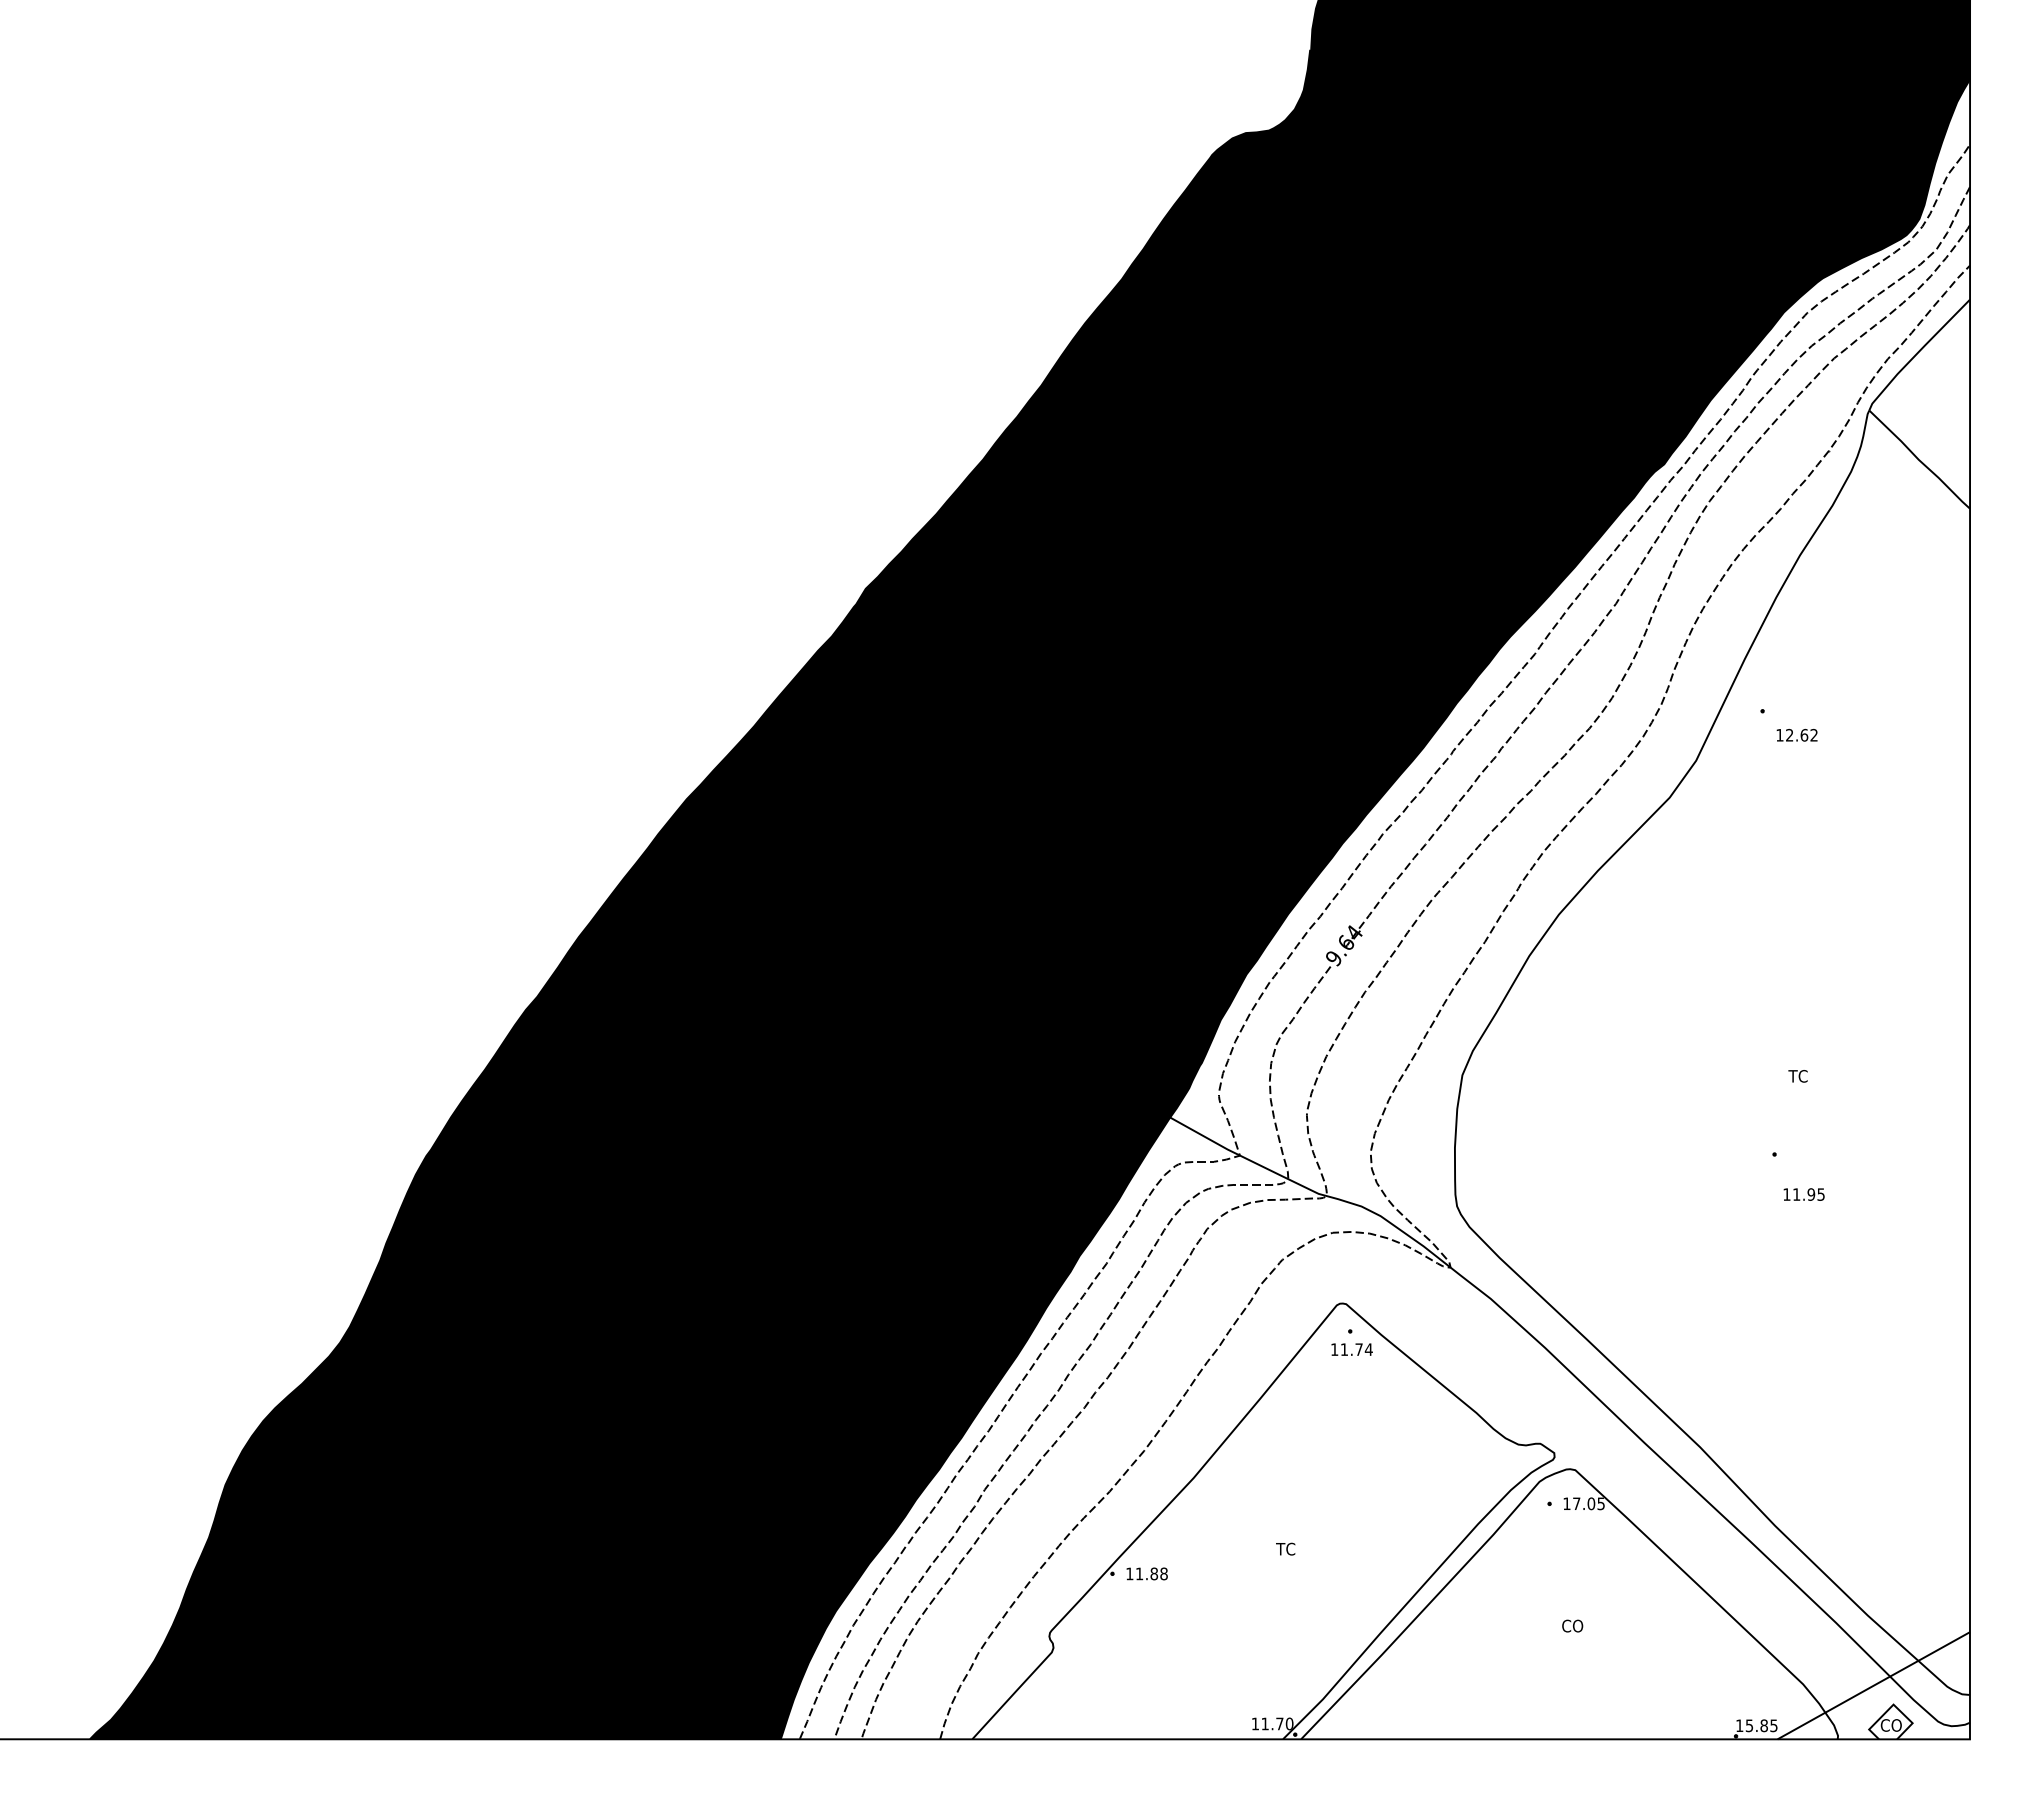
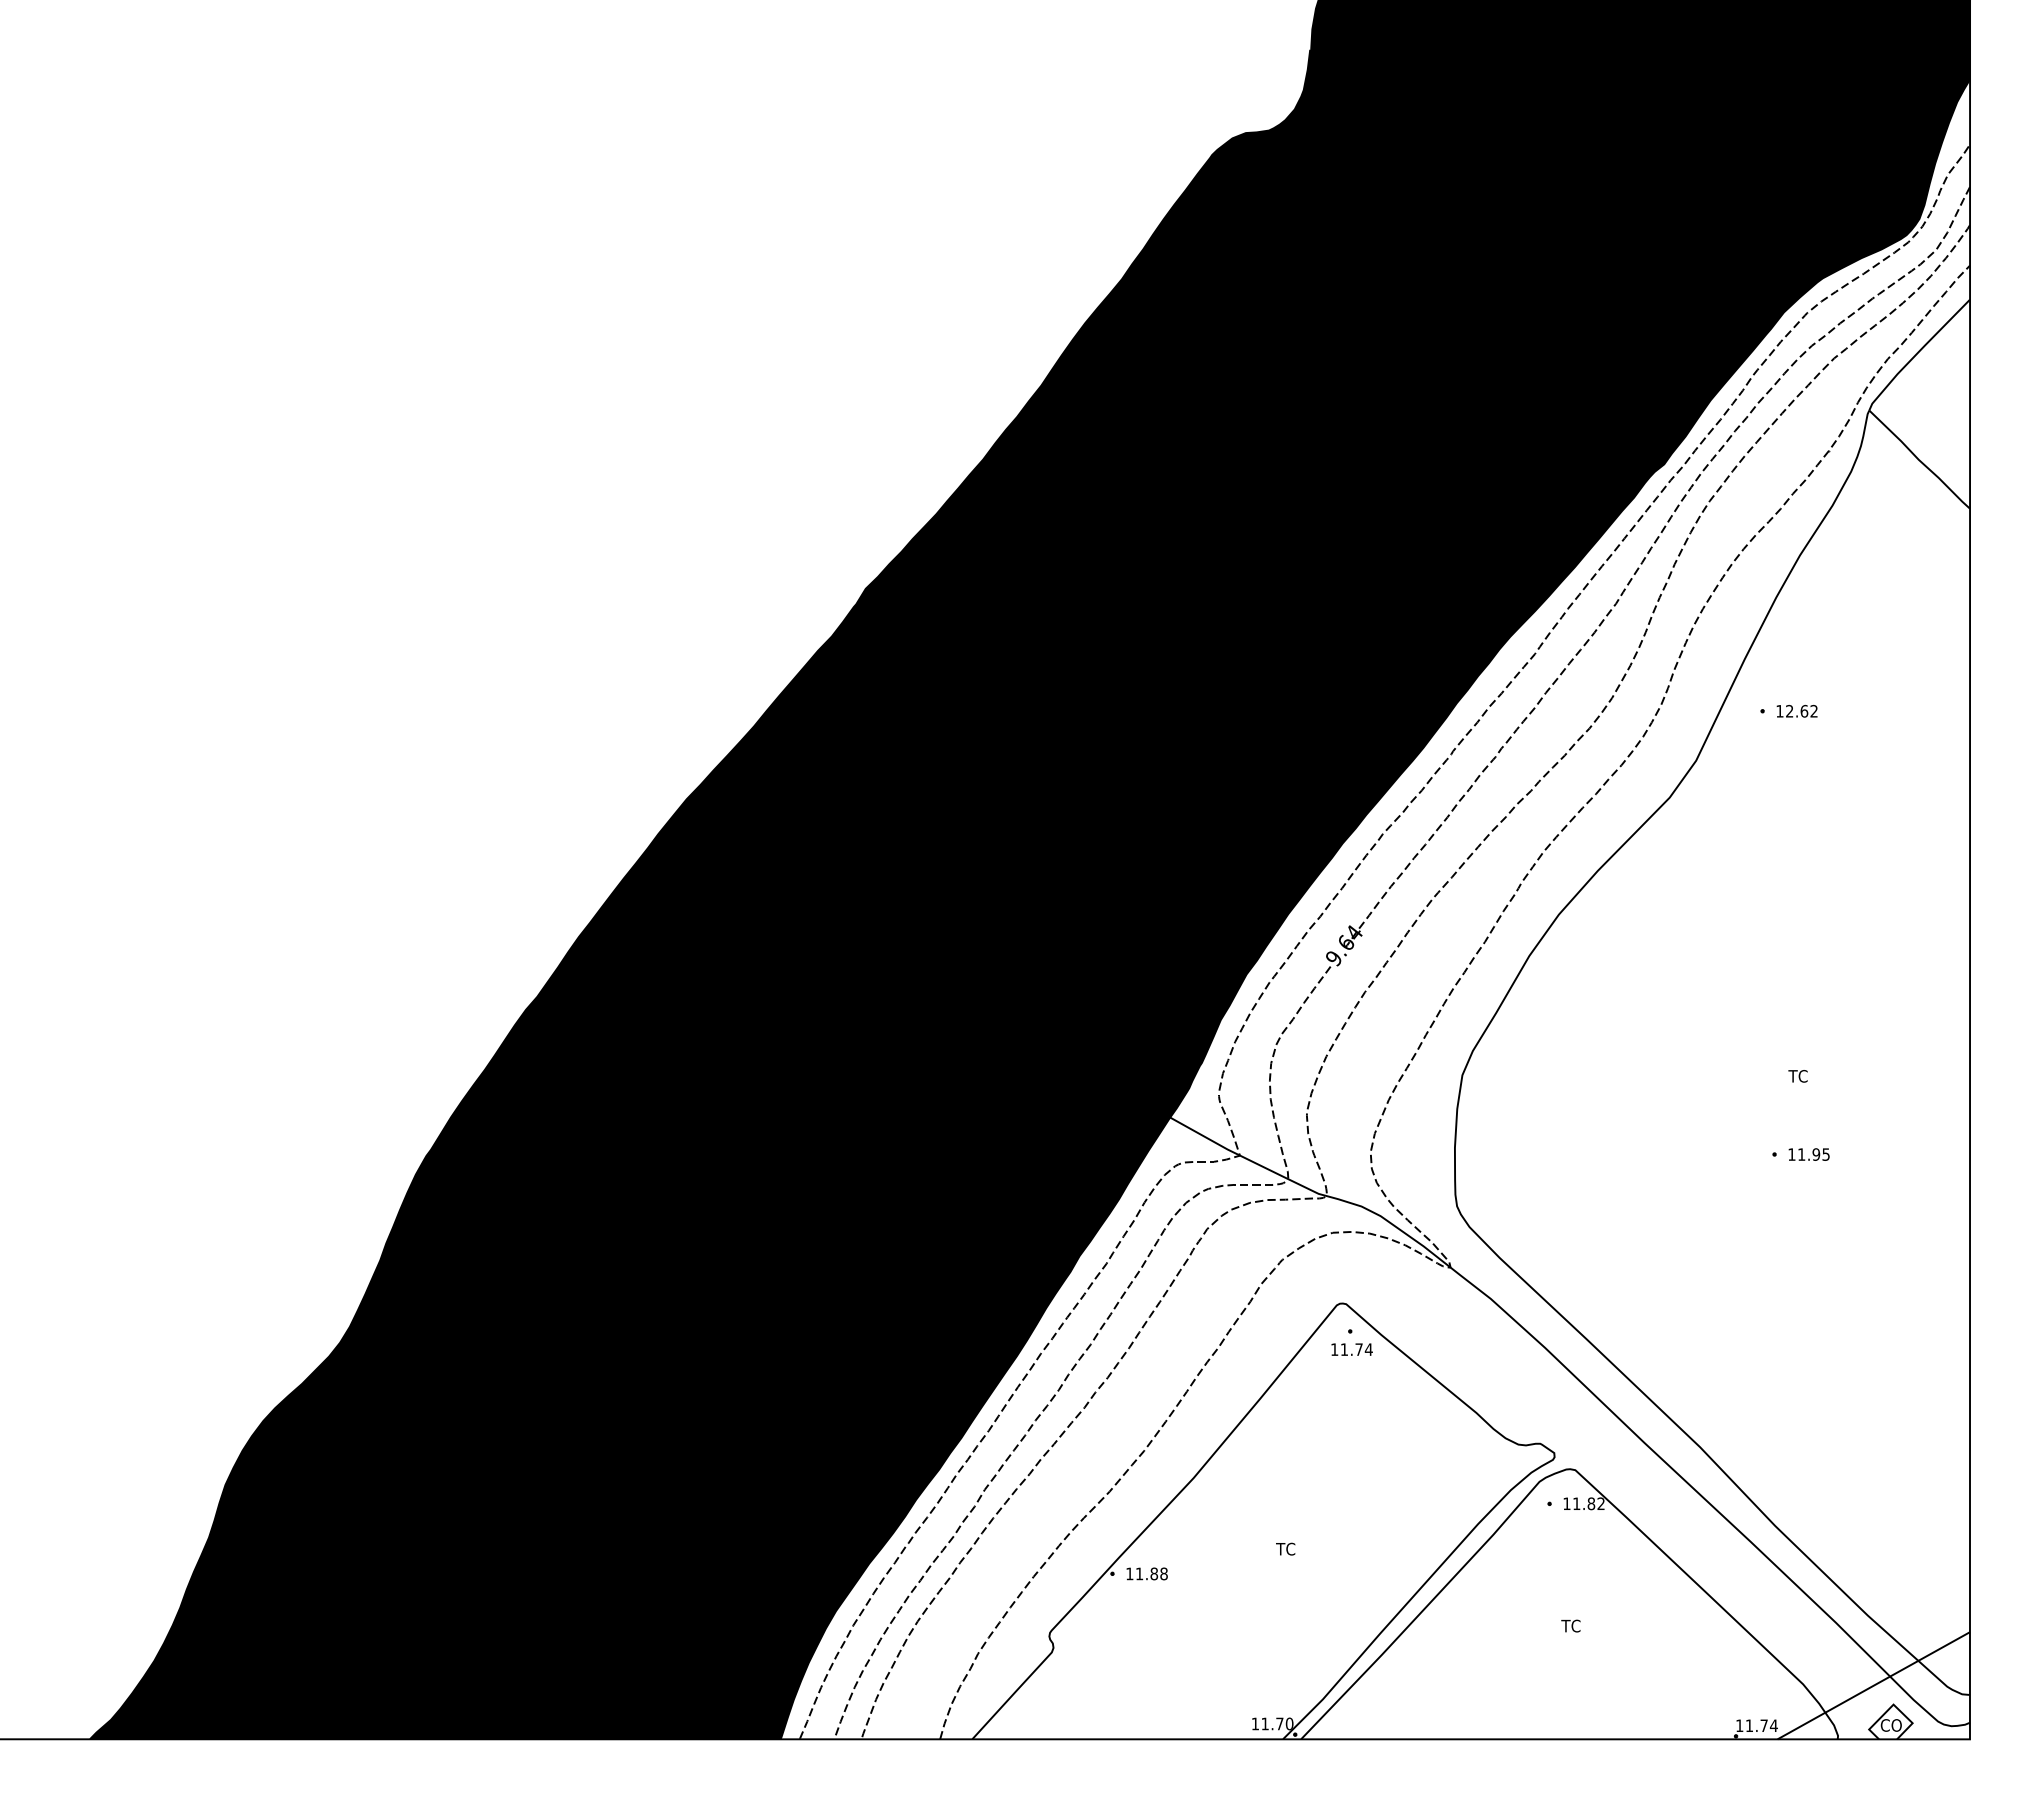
text position: (1796, 735) -> (1796, 711) (1796, 711)
text position: (1803, 1194) -> (1808, 1154) (1808, 1154)
text: 17.05 -> 11.82 (1588, 1503)
text: CO -> TC (1572, 1625)
text: 15.85 -> 11.74 (1761, 1725)
